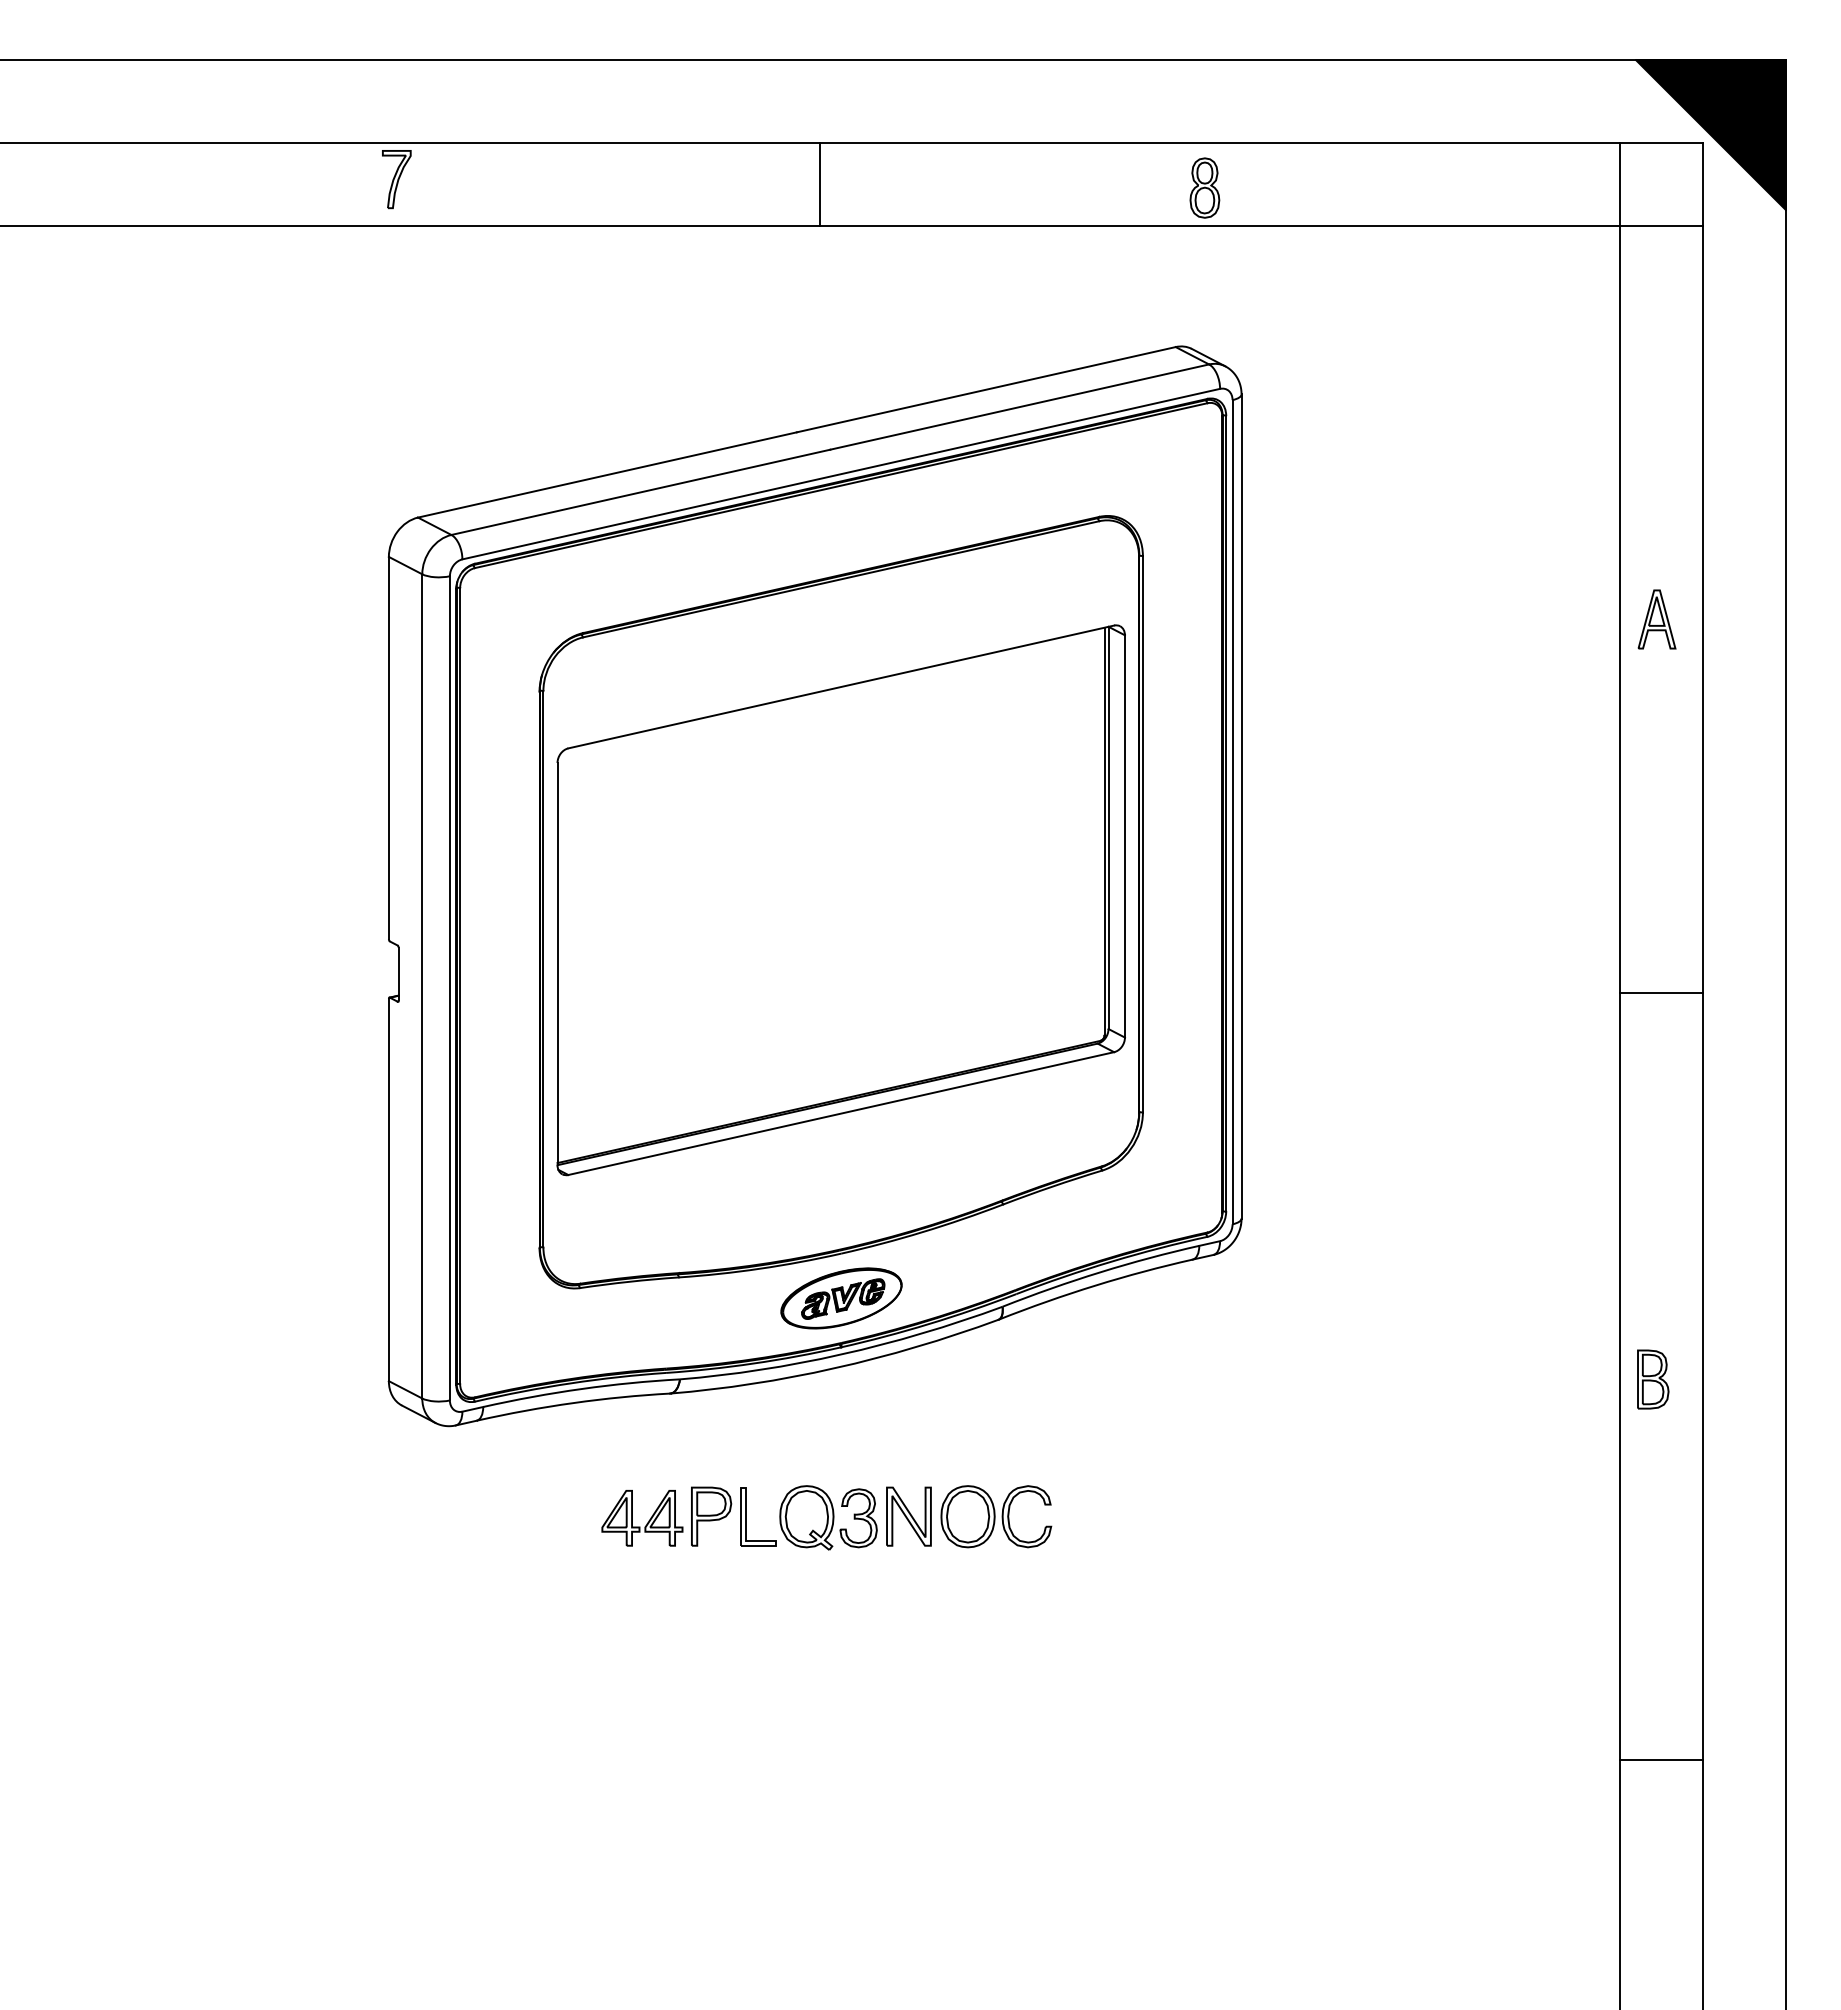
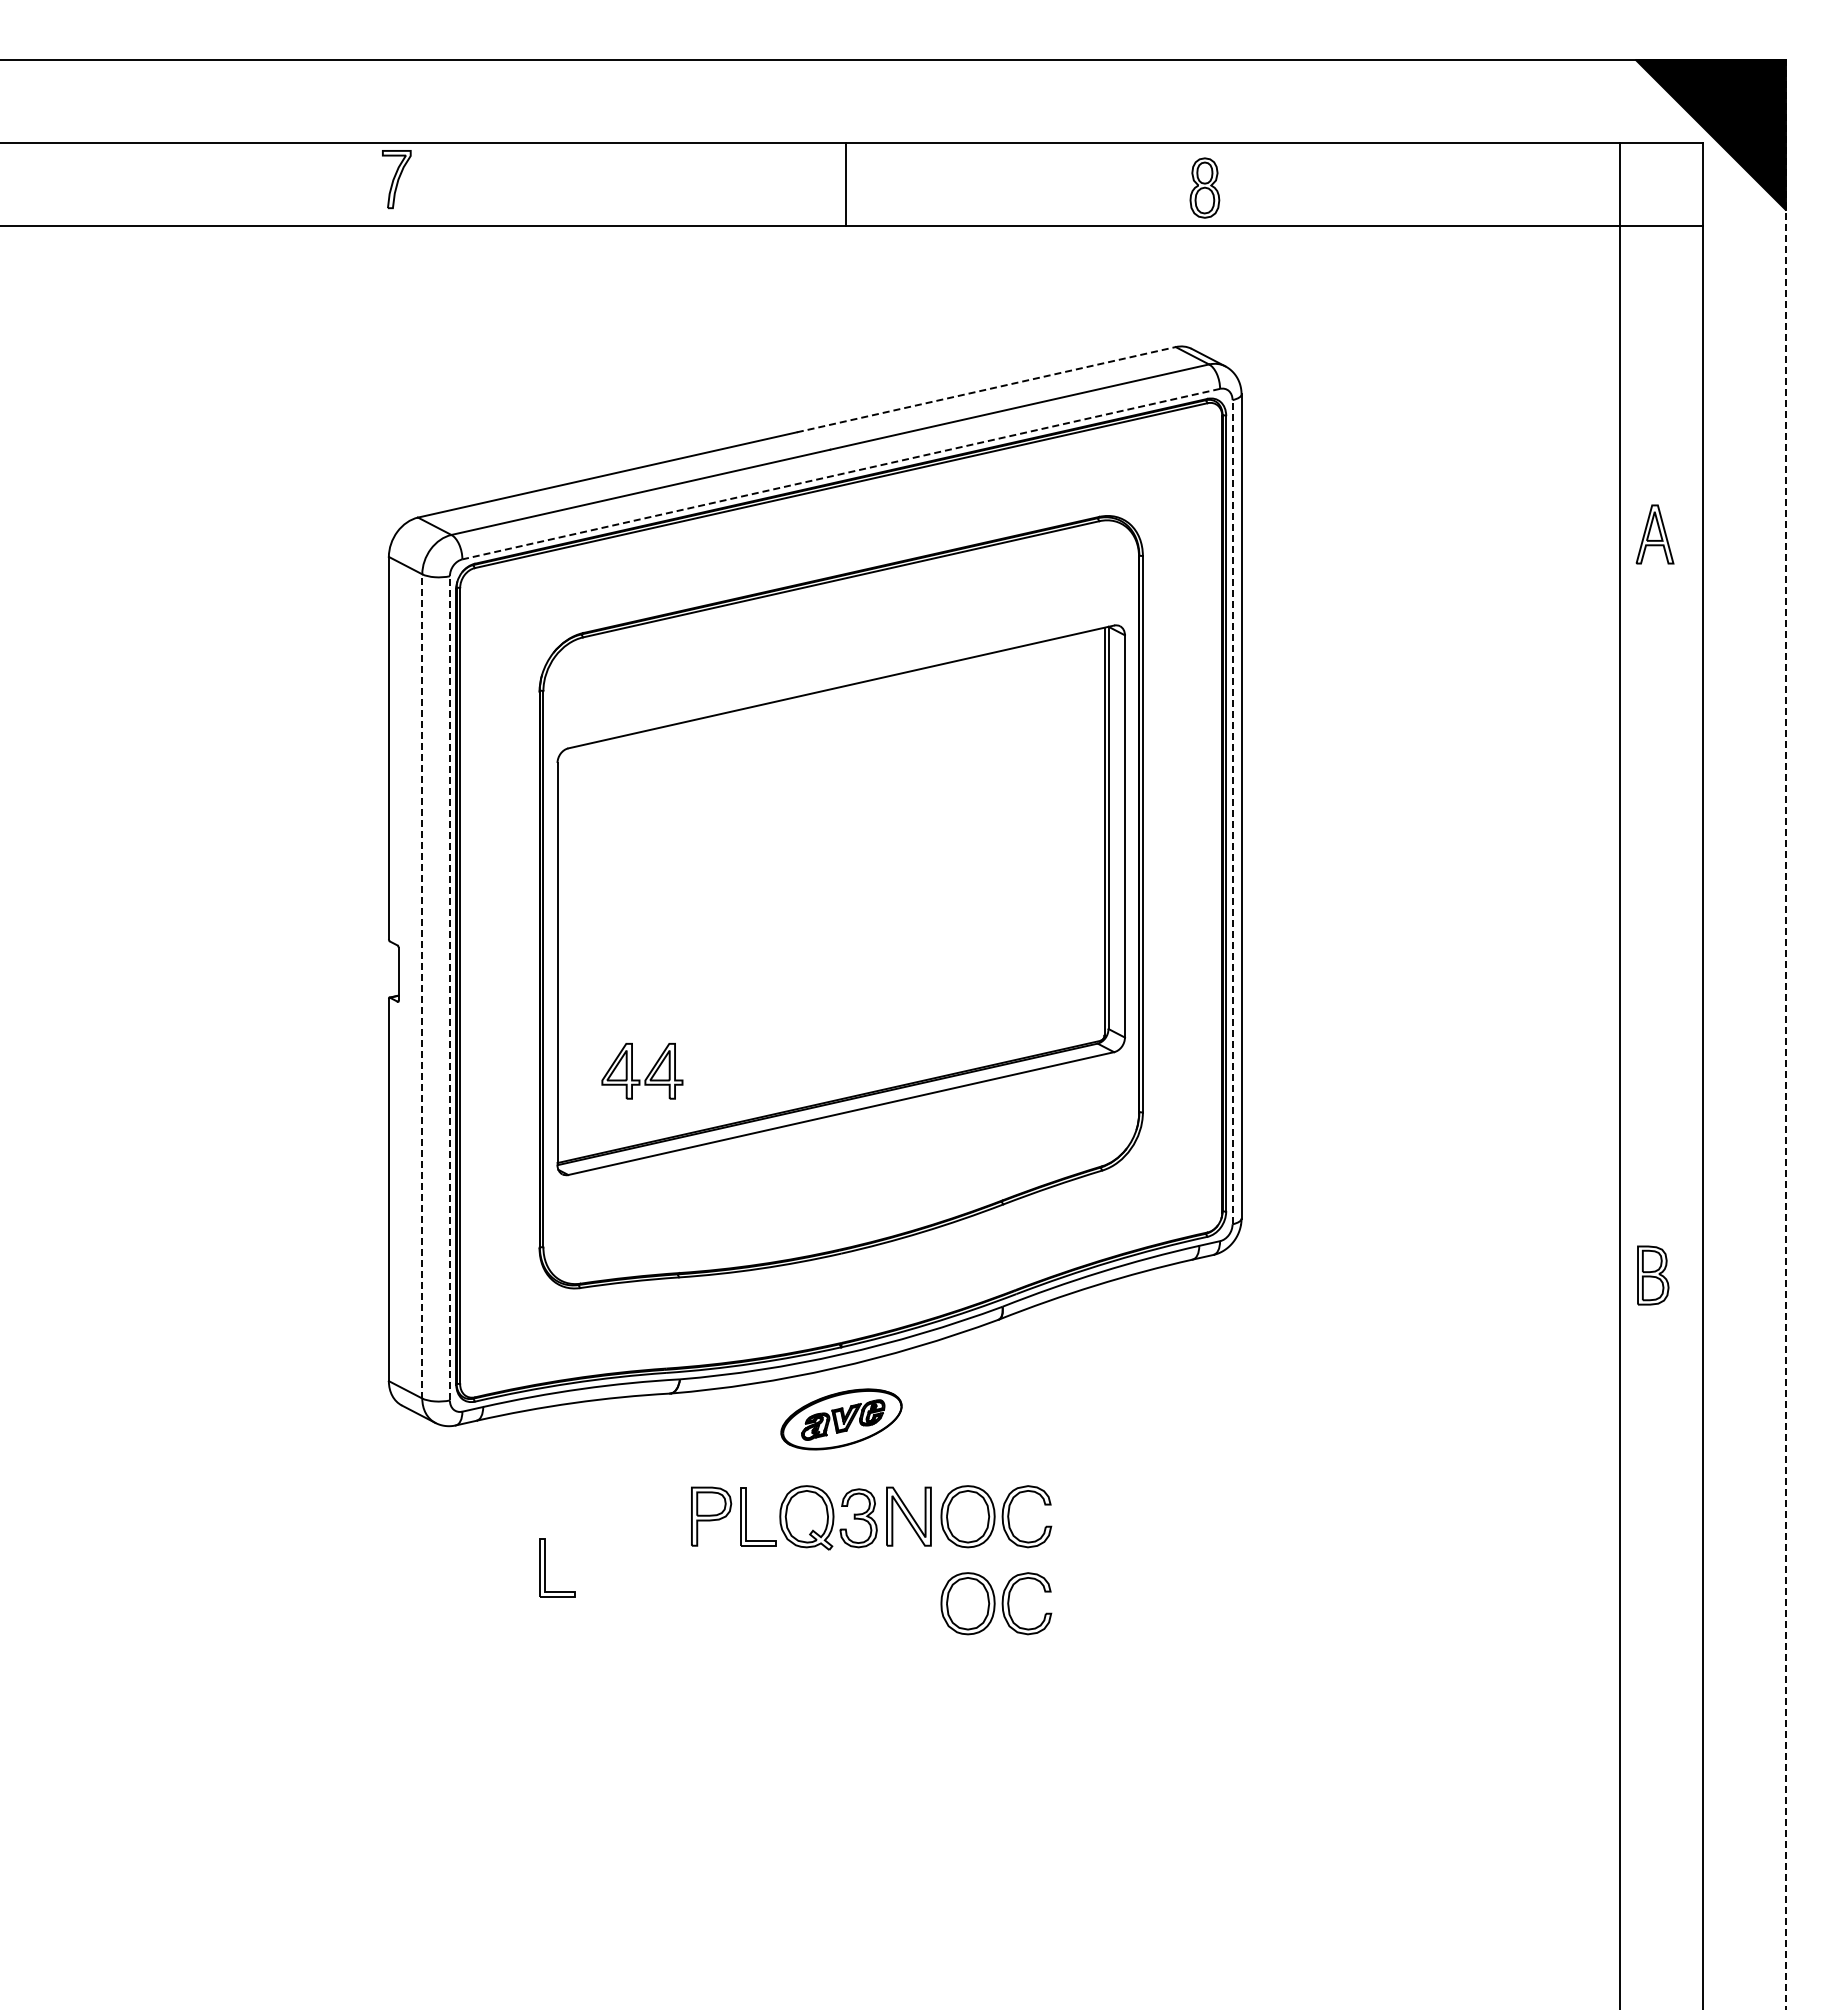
line position: (820, 184) -> (846, 184) (846, 184)
line: solid -> dashed (986, 389)
line: solid -> dashed (840, 474)
part position: (1656, 619) -> (1654, 534) (1654, 534)
line: solid -> dashed (1232, 811)
line: solid -> dashed (422, 985)
line: solid -> dashed (449, 987)
line: present -> none (1660, 993)
line: solid -> dashed (1785, 1034)
part position: (841, 1298) -> (841, 1419) (841, 1419)
part position: (1653, 1379) -> (1653, 1275) (1653, 1275)
part position: (648, 1520) -> (648, 1073) (648, 1073)
part: none -> present (545, 1567)
part: none -> present (996, 1603)
line: present -> none (1660, 1760)
